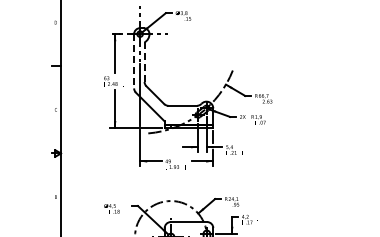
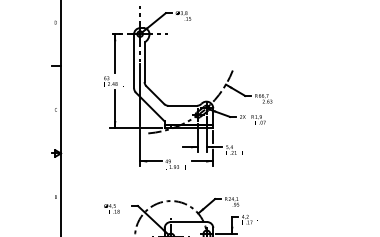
line: dashed -> solid (134, 61)
line: dashed -> solid (144, 62)
